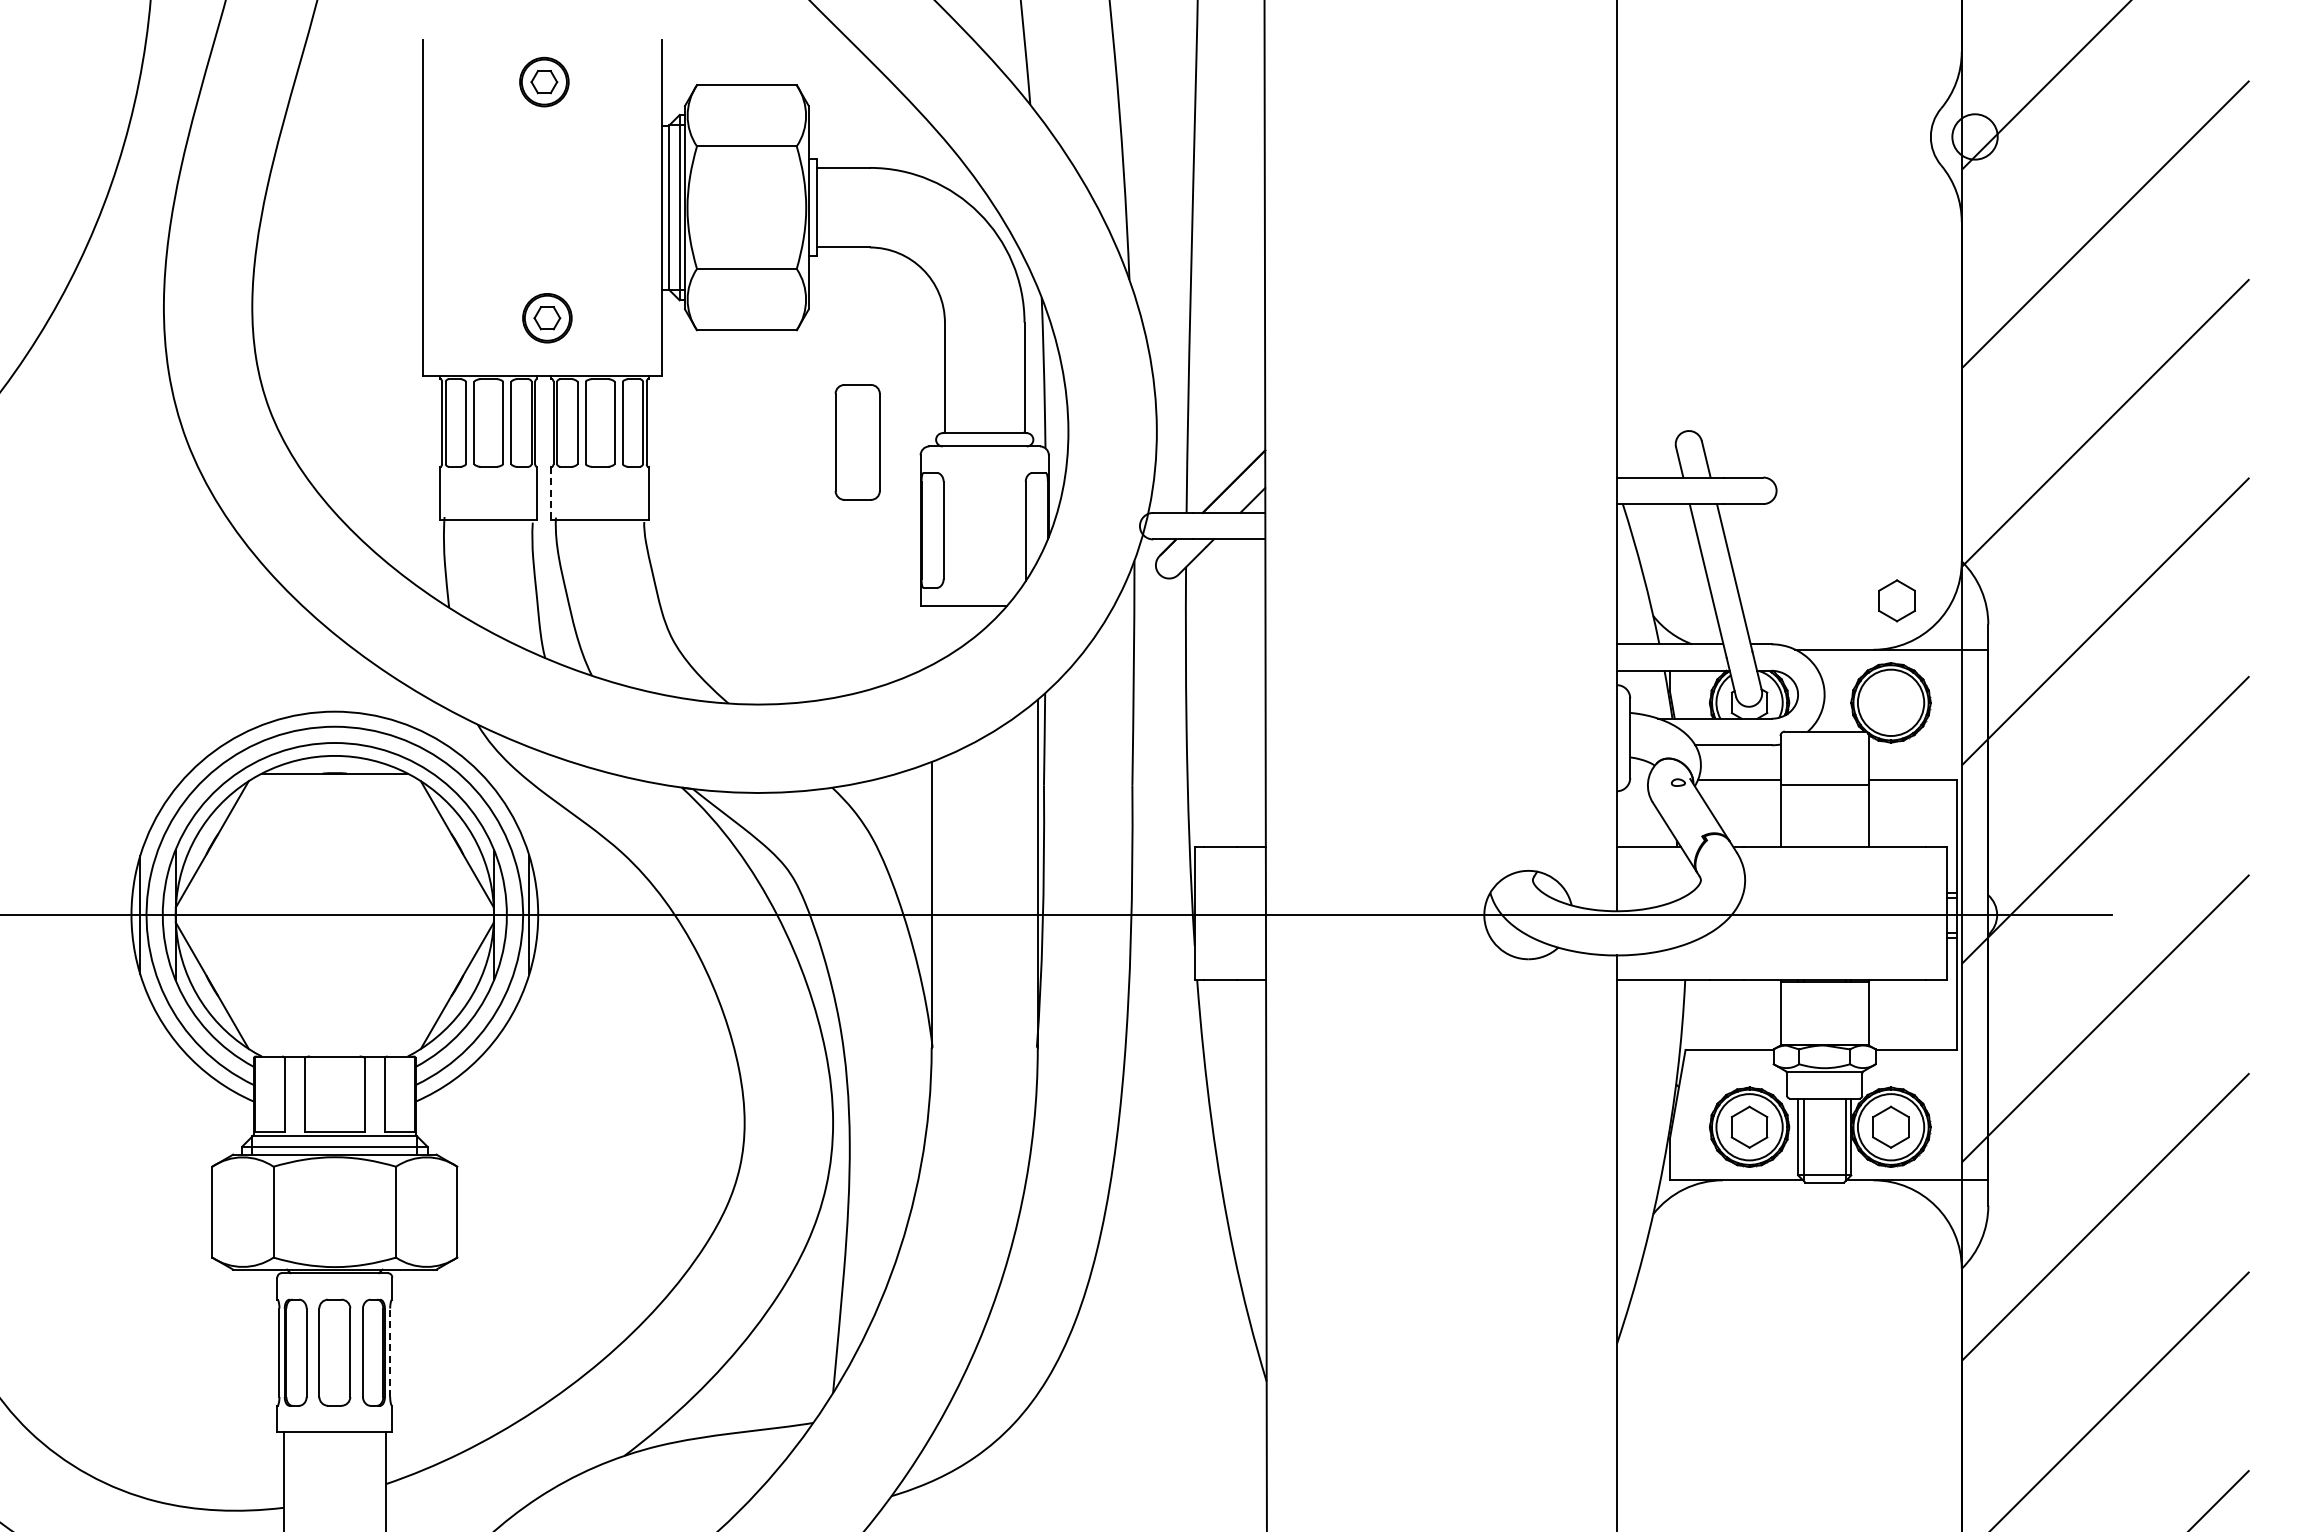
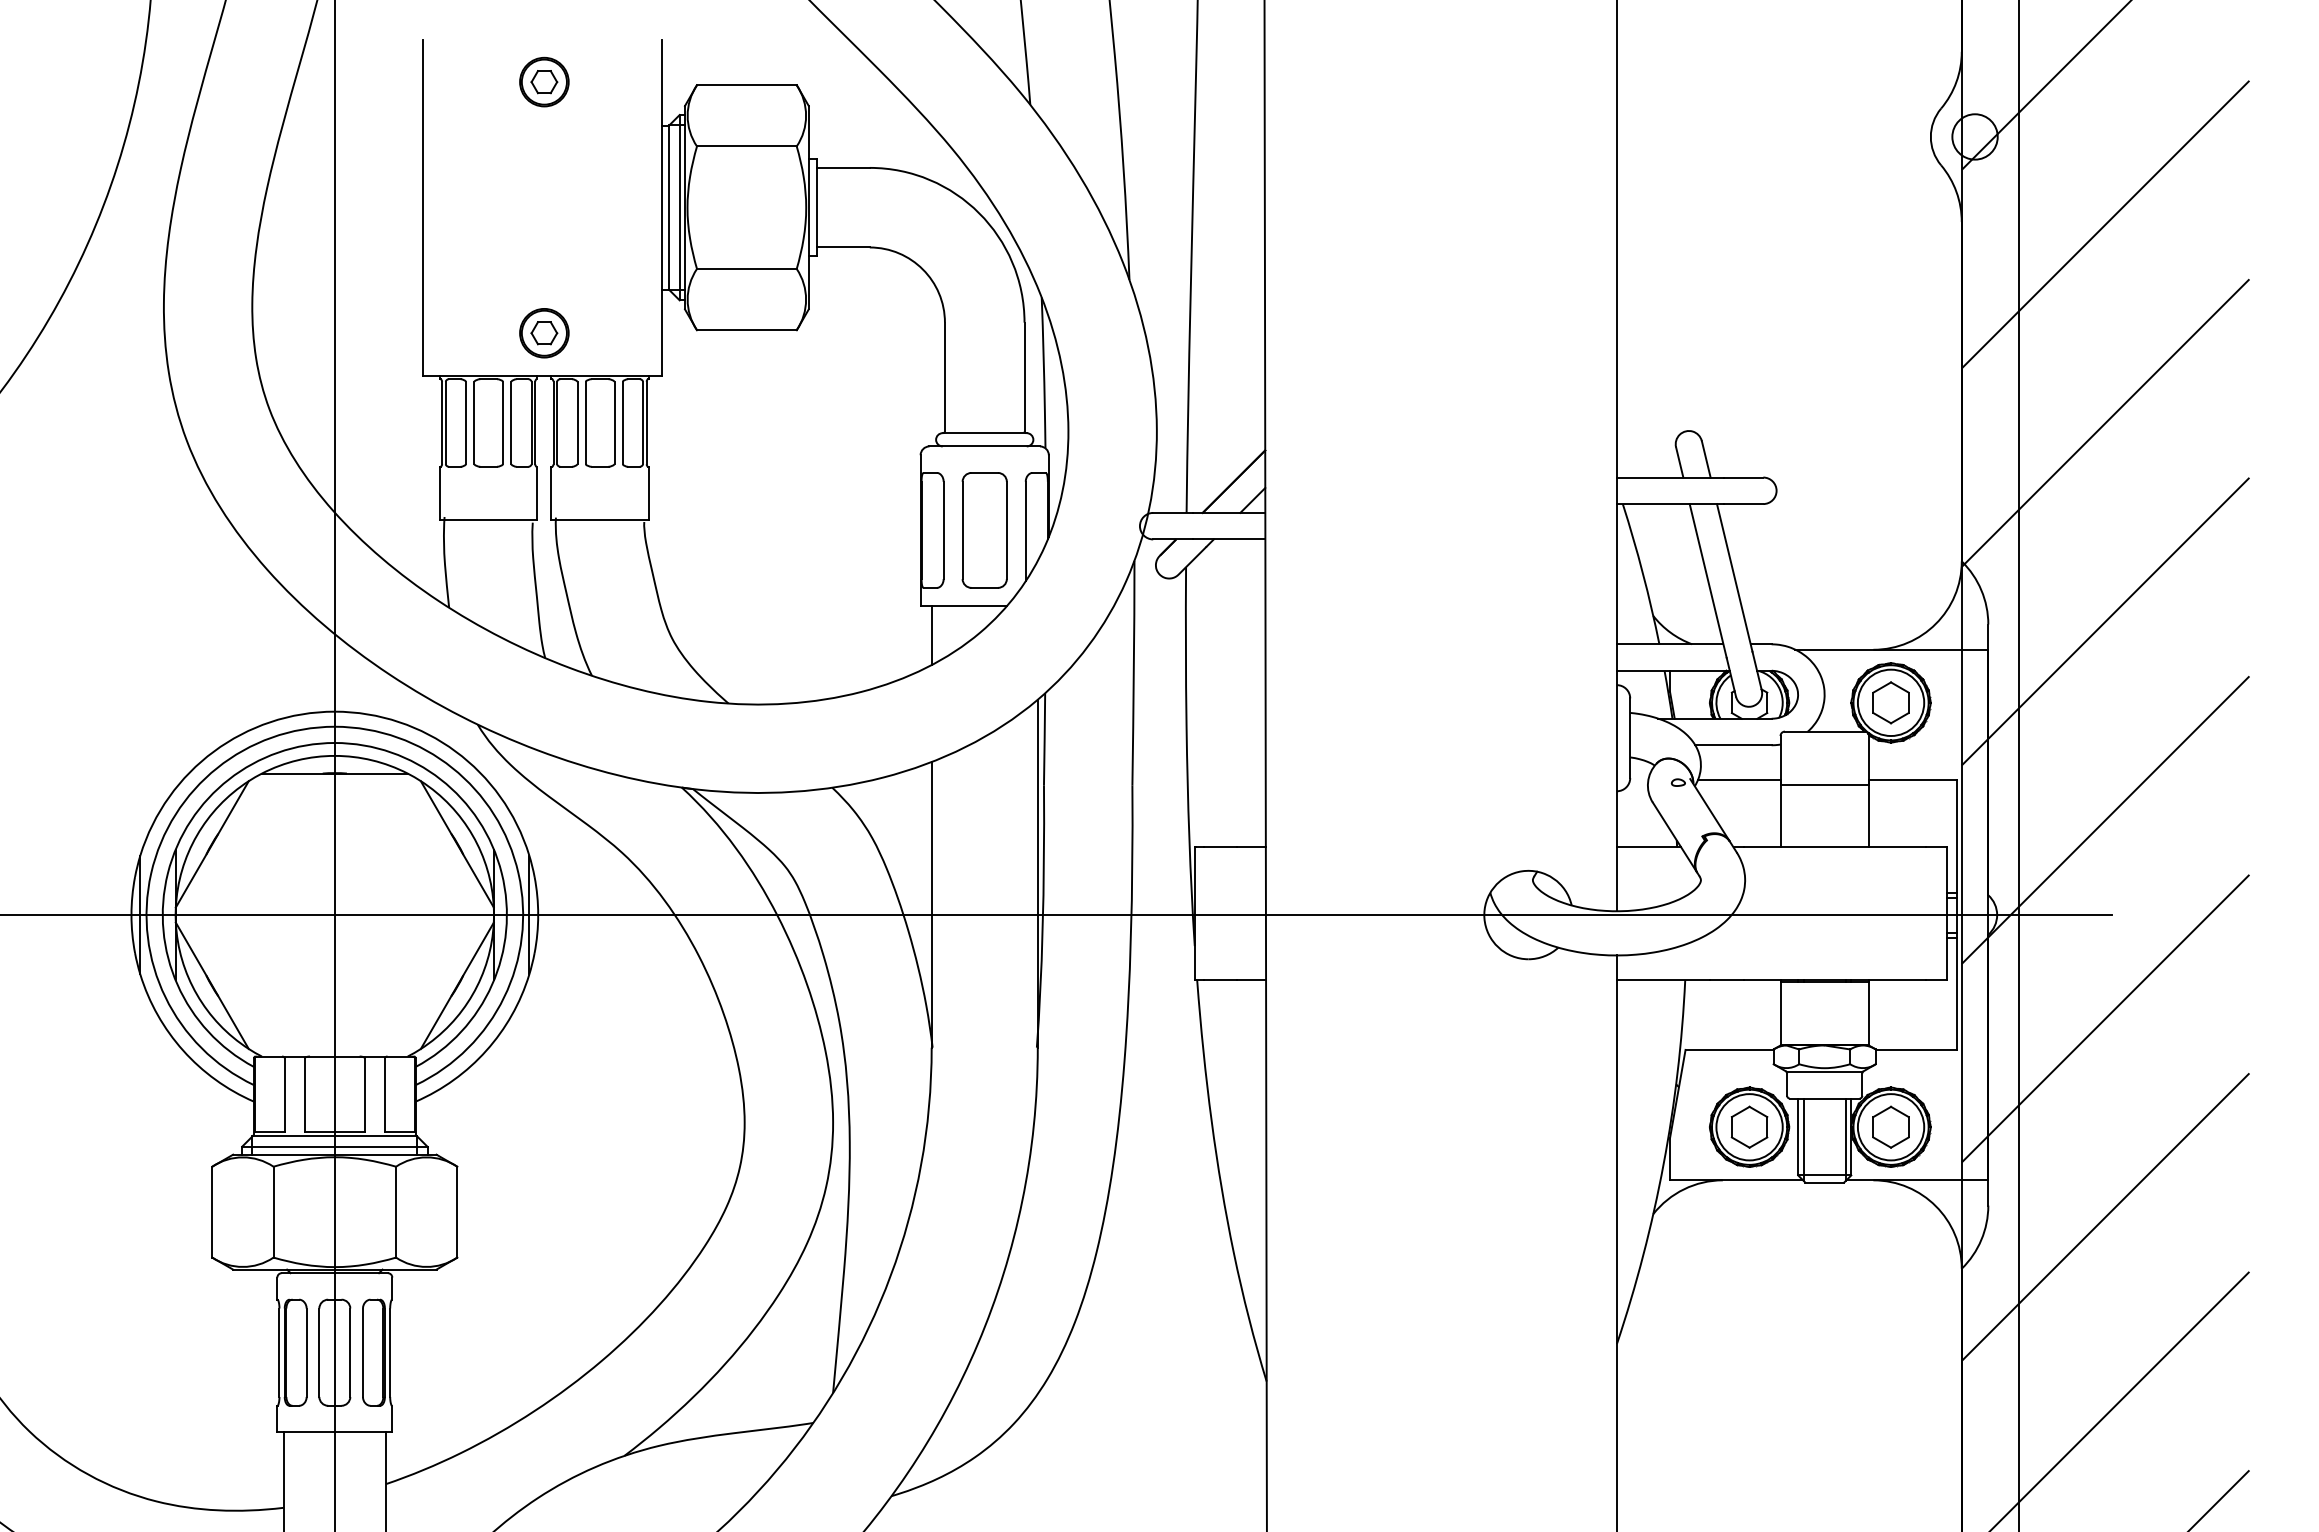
part position: (547, 318) -> (544, 333) (544, 333)
part position: (857, 442) -> (984, 530) (984, 530)
line: dashed -> solid (551, 493)
part position: (1896, 600) -> (1890, 702) (1890, 702)
line: none -> present (931, 635)
line: none -> present (334, 765)
line: none -> present (2019, 765)
line: dashed -> solid (390, 1352)
